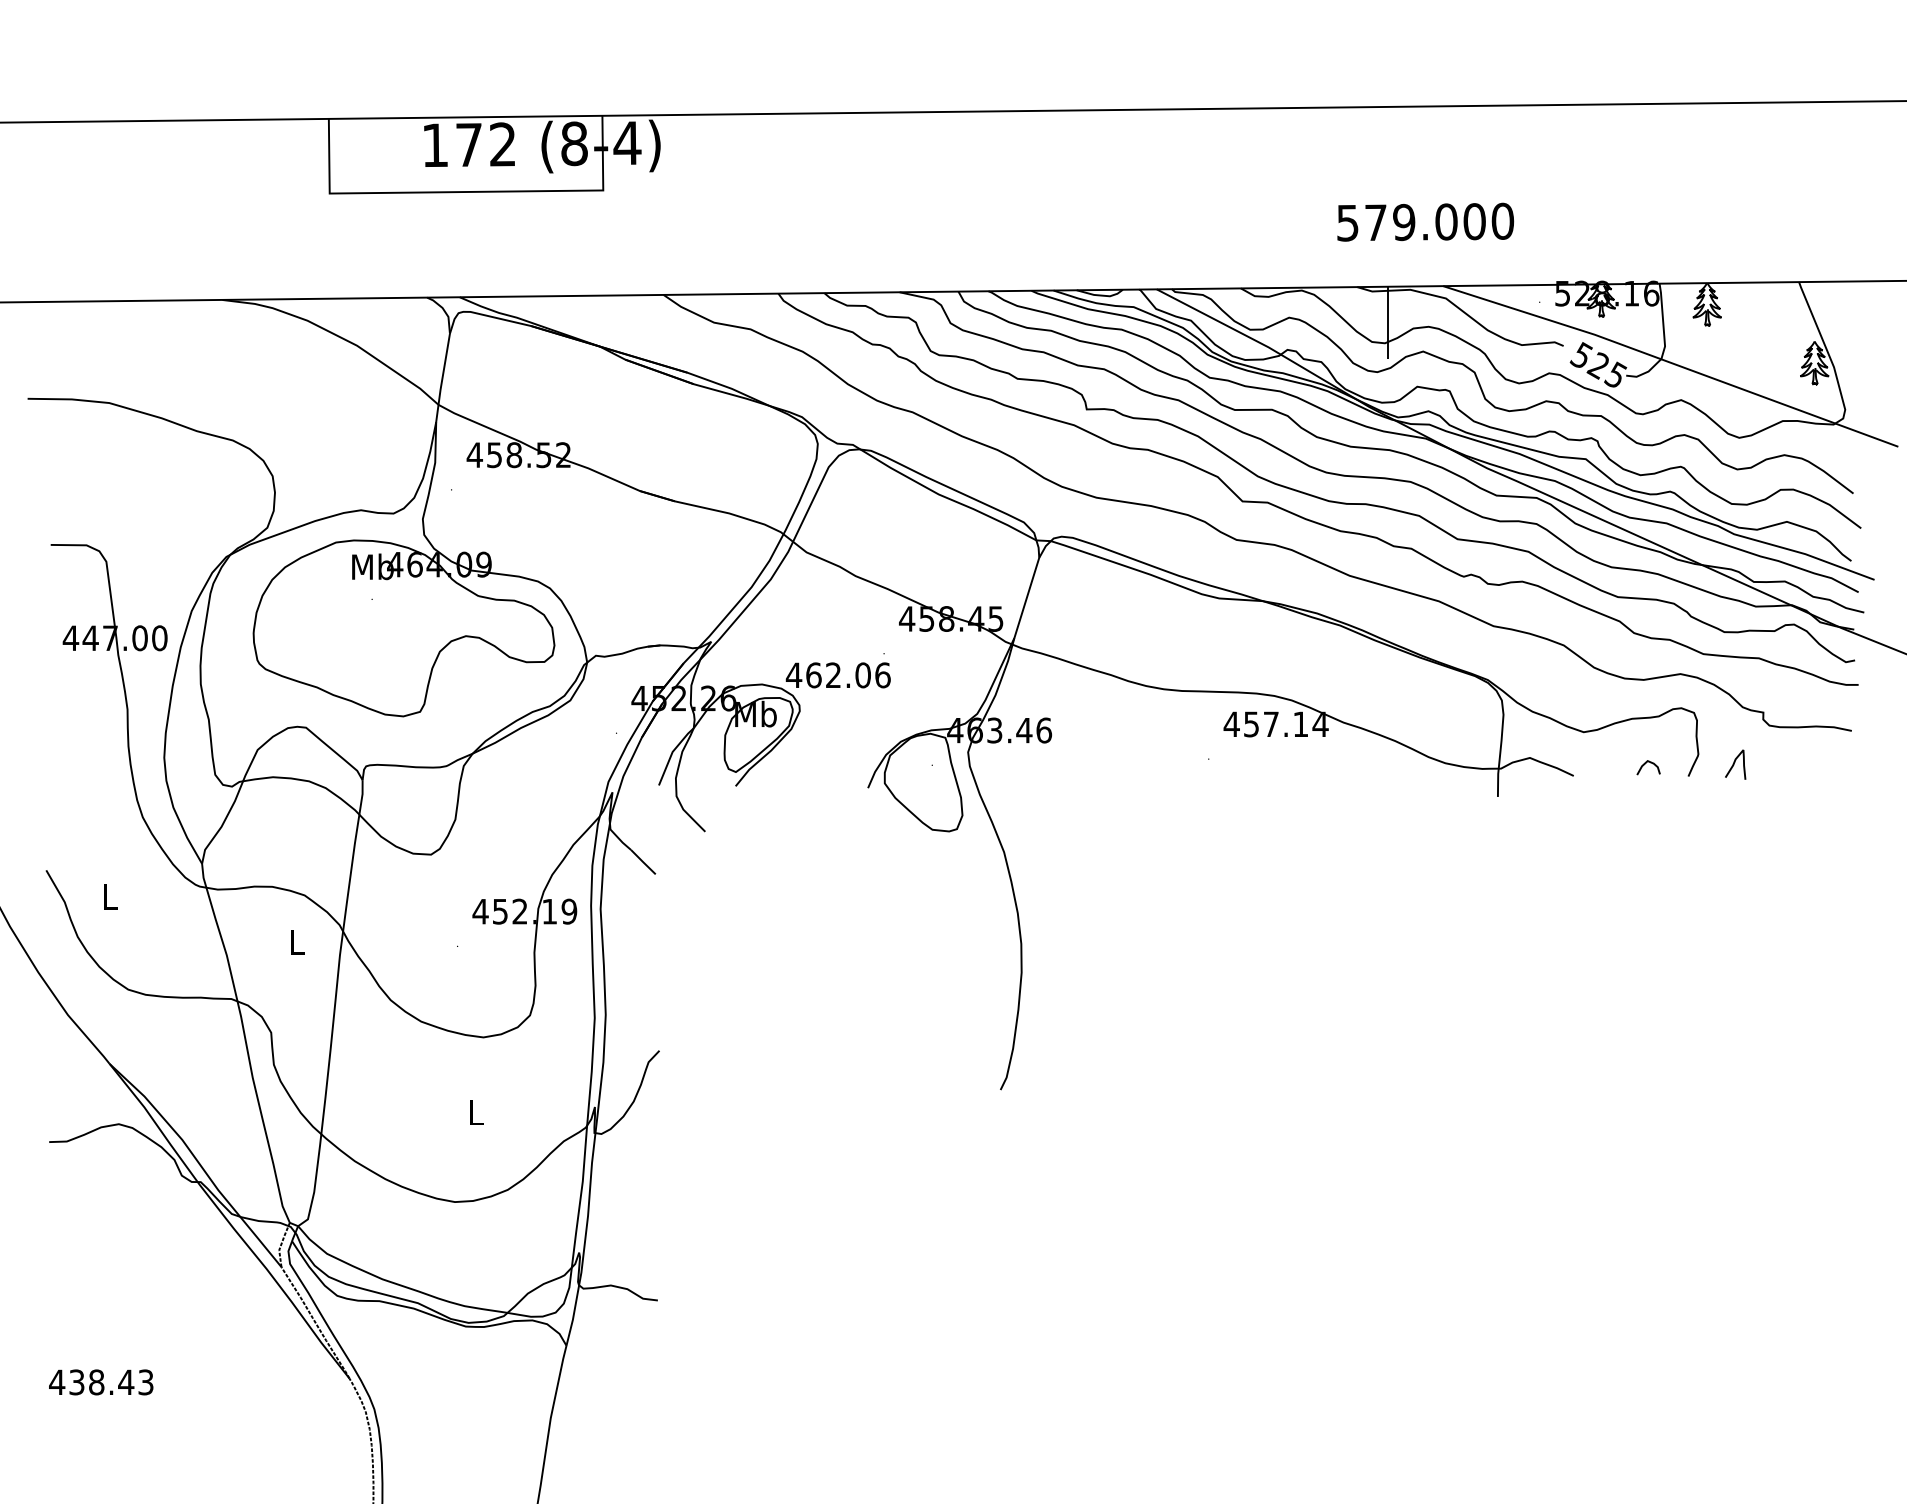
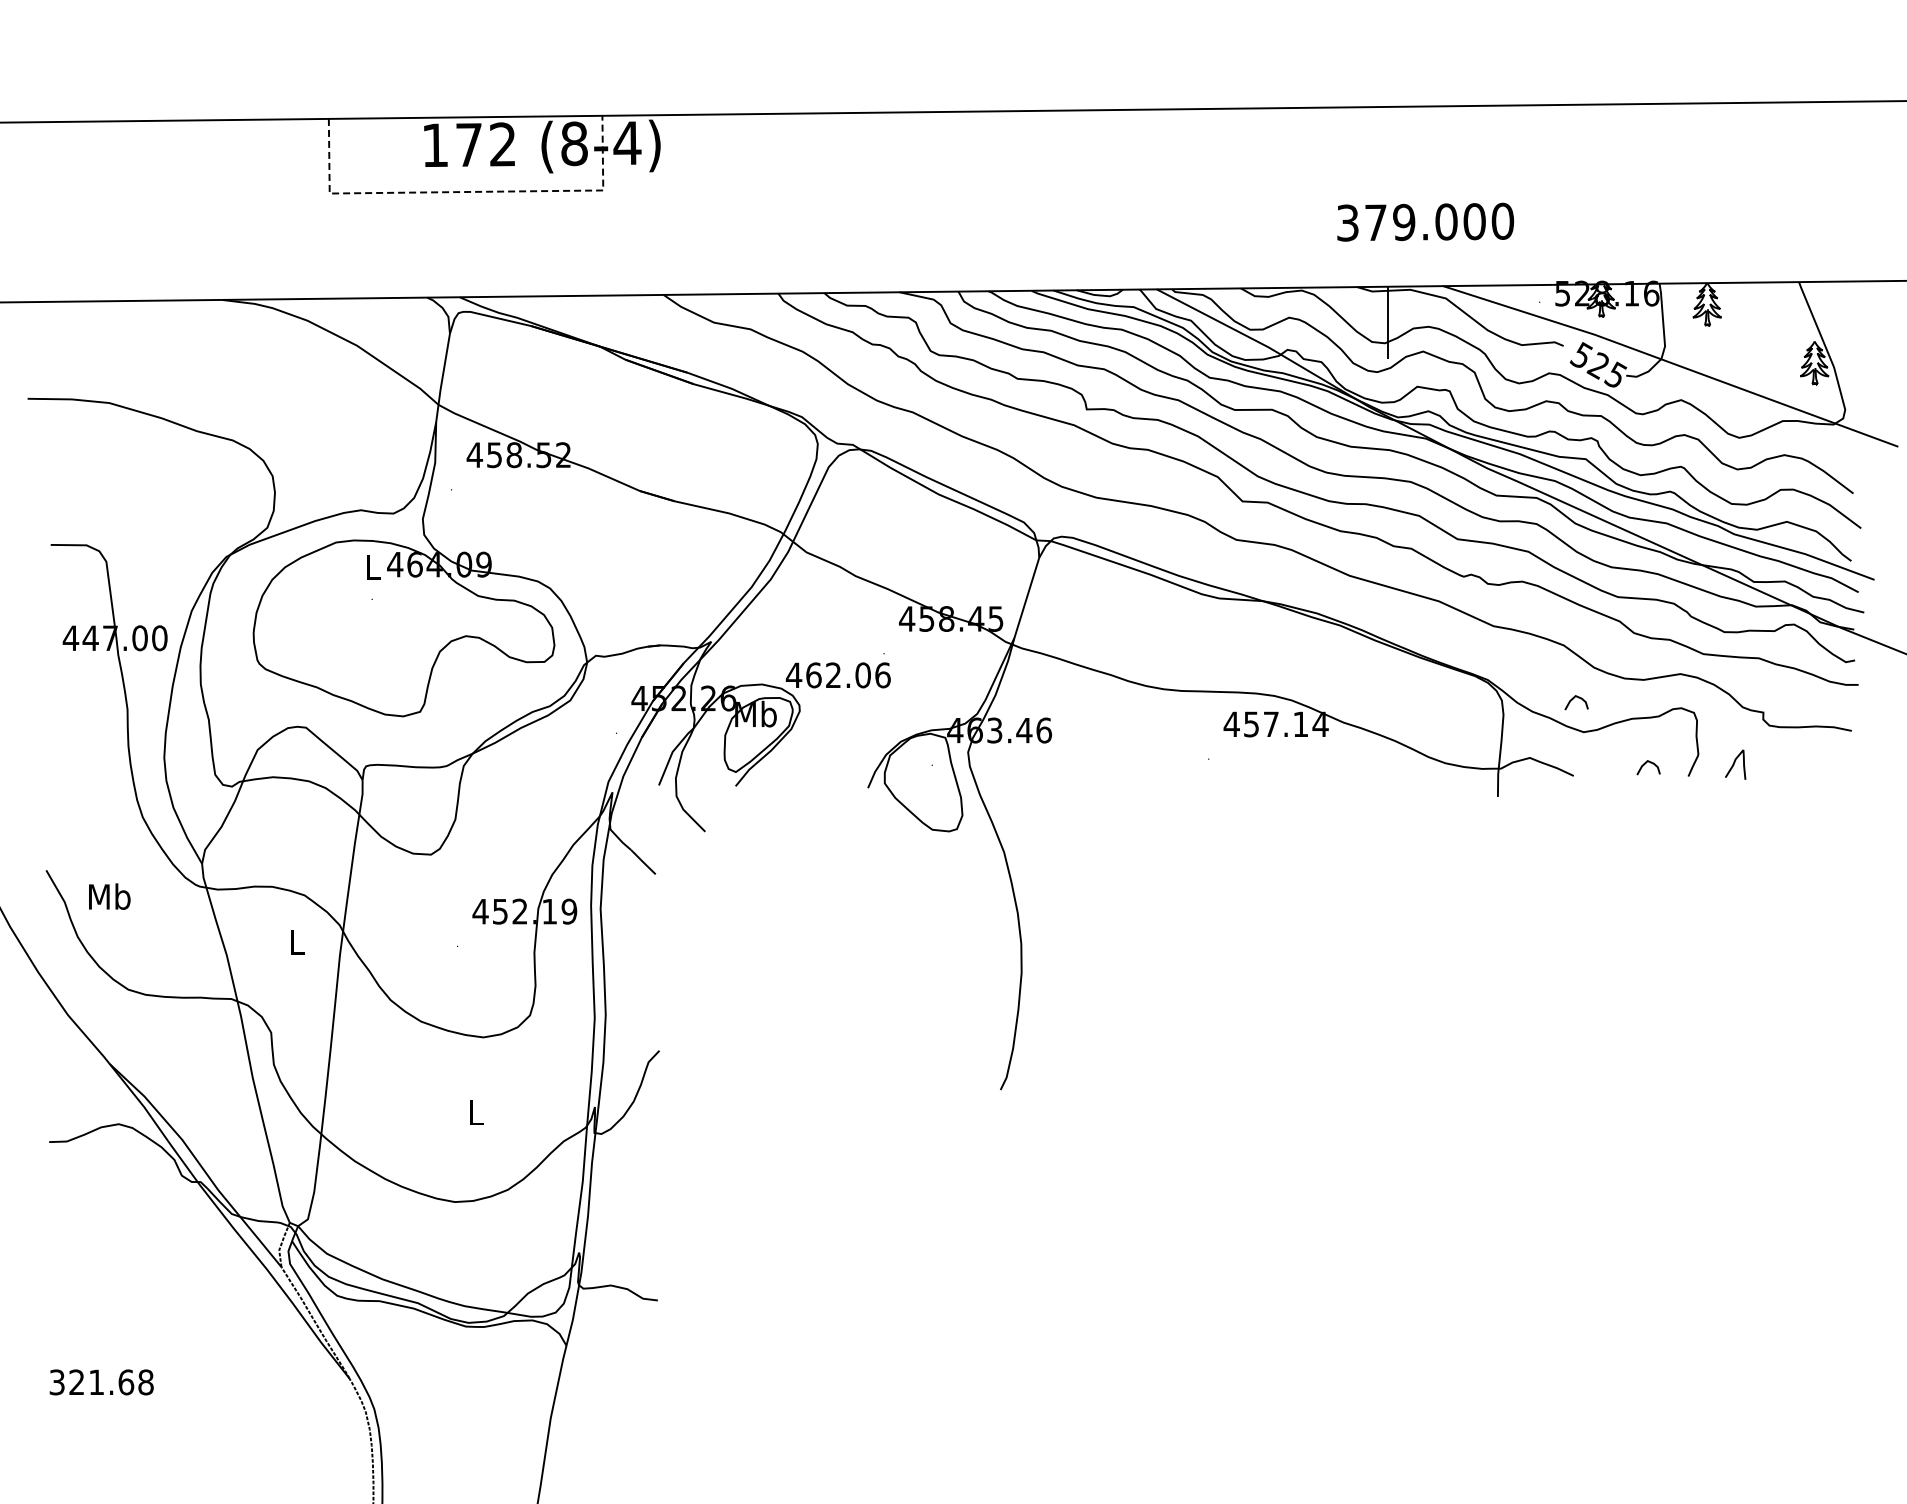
line: solid -> dashed (466, 192)
text: 579.000 -> 379.000 (1347, 222)
text: Mb -> L (372, 566)
curve: none -> present (1573, 699)
text: L -> Mb (109, 896)
text: 438.43 -> 321.68 (101, 1382)
